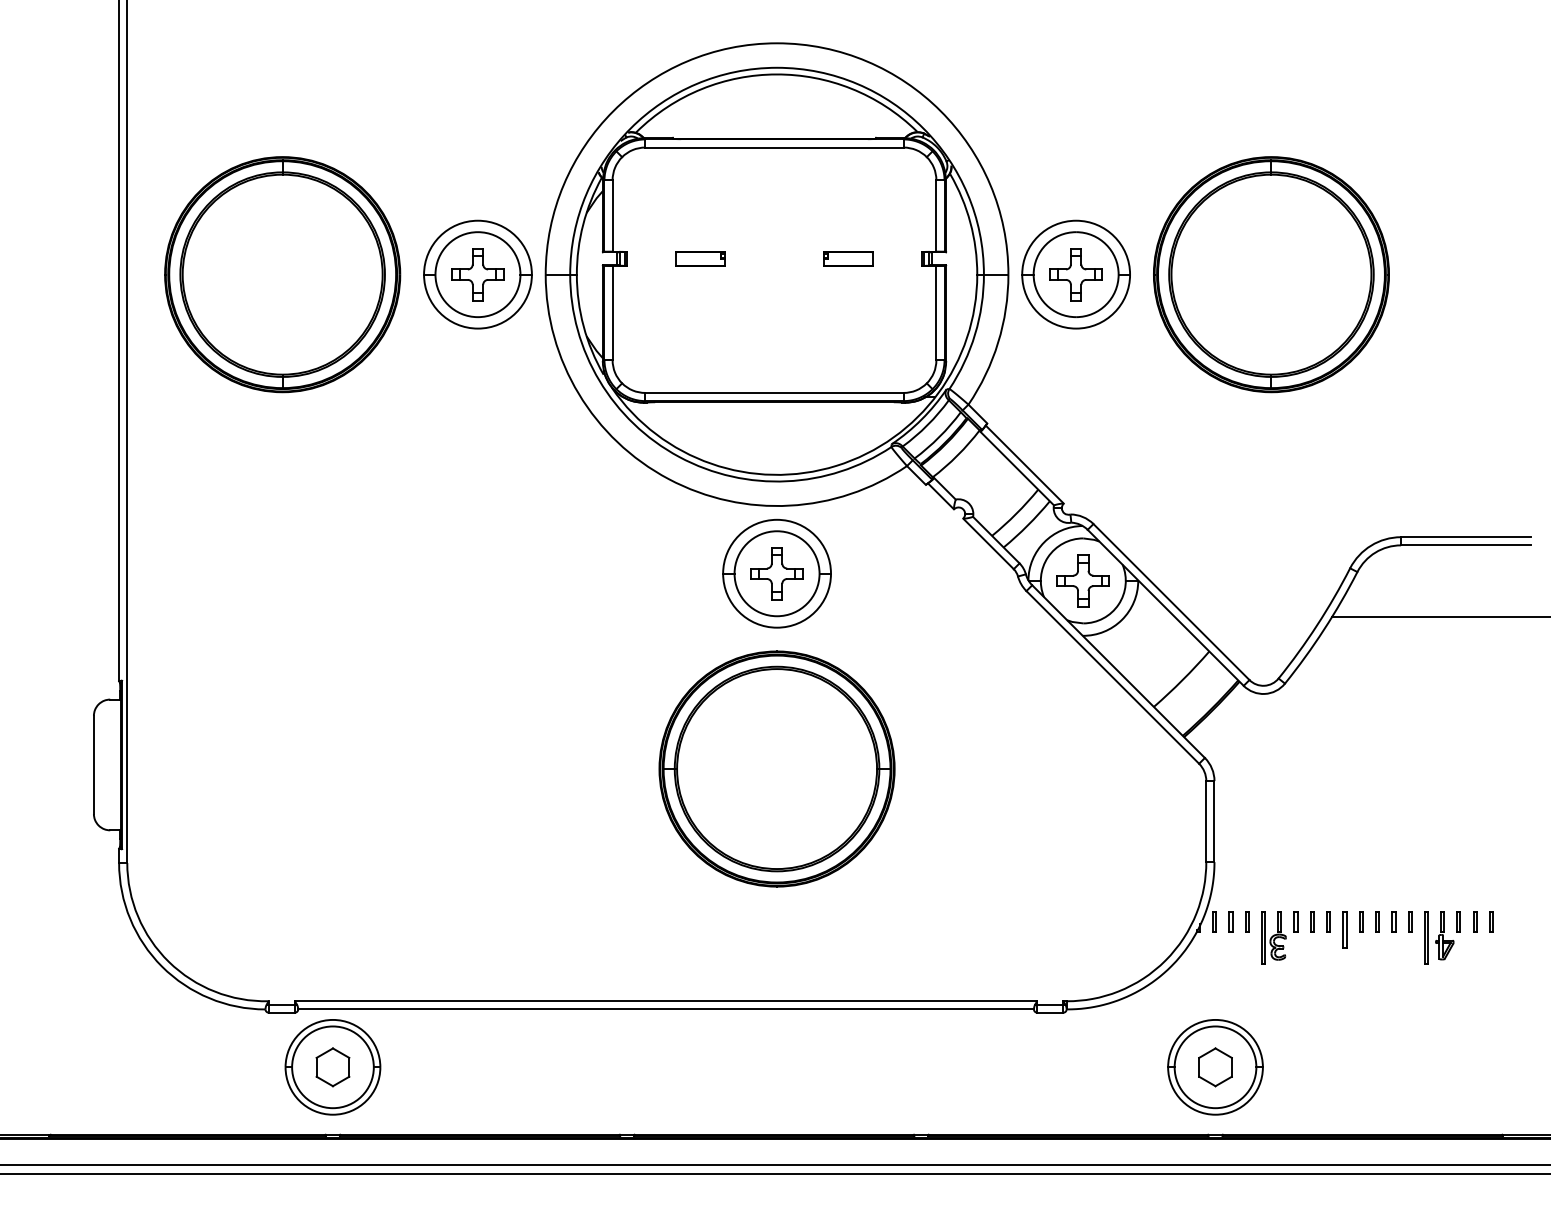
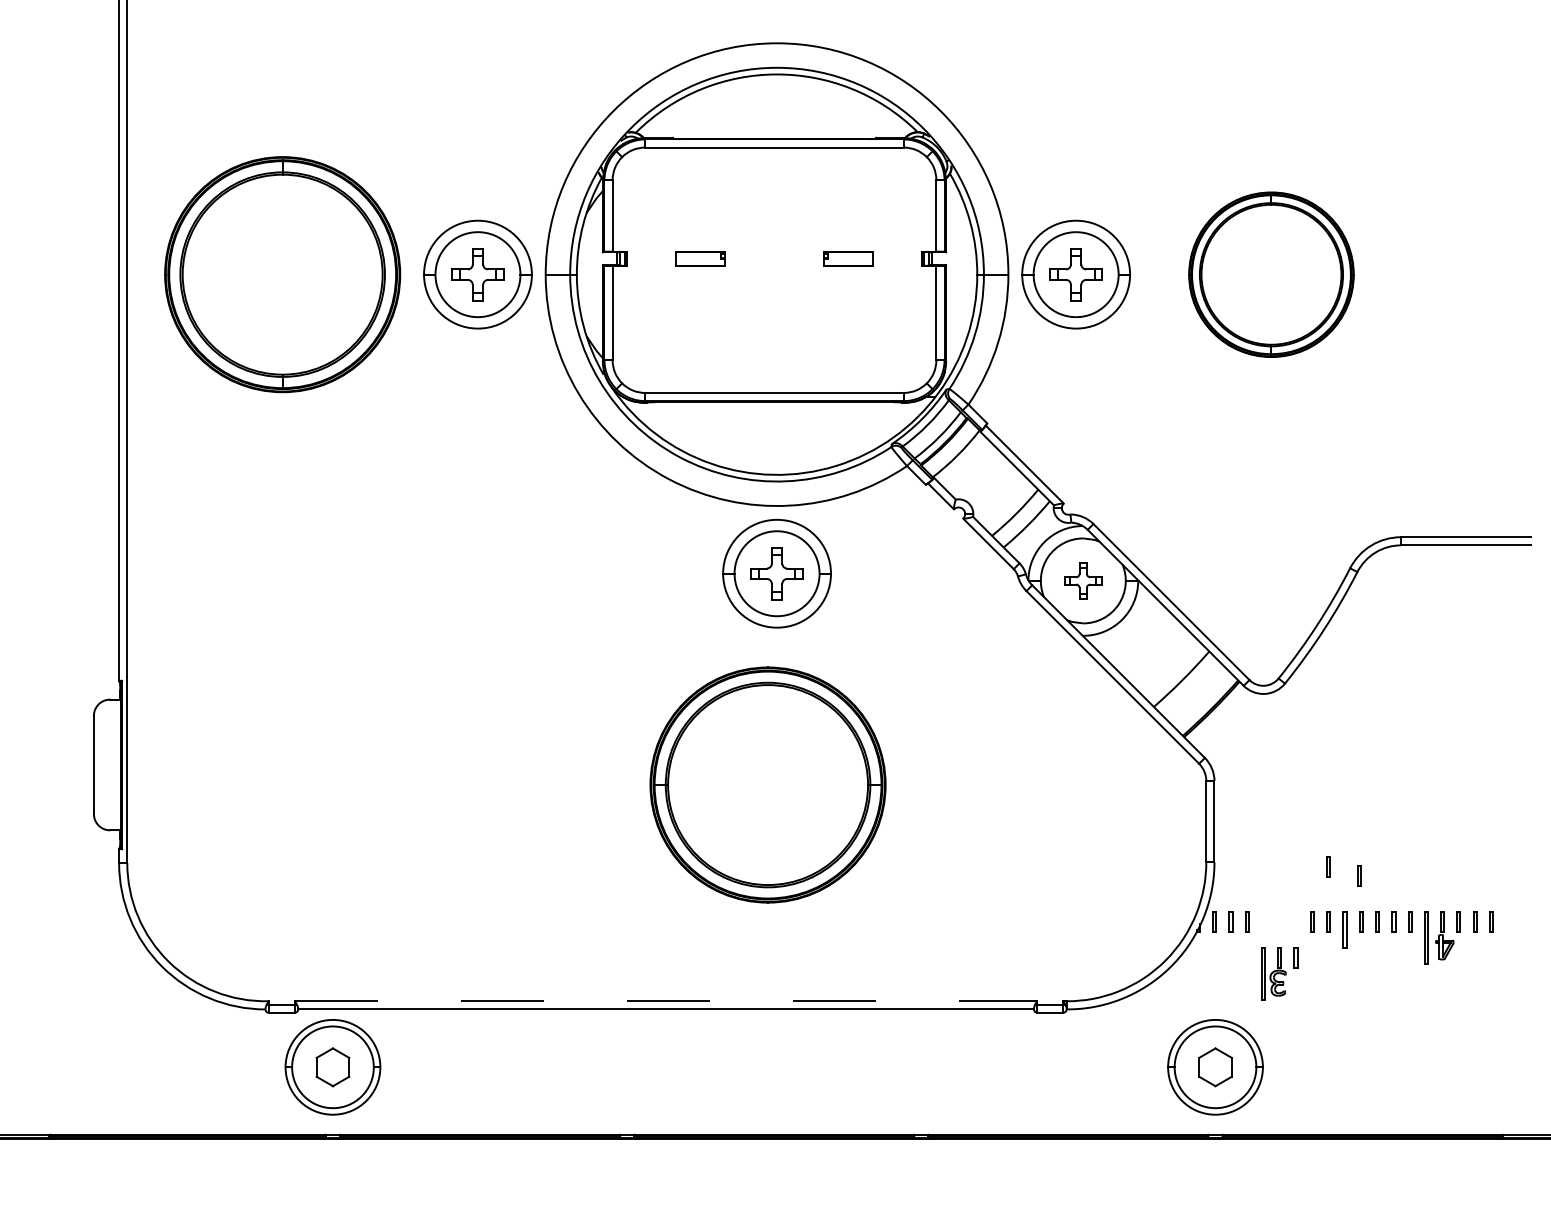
part size: 237x238 px -> 167x167 px (1271, 274)
part size: 54x54 px -> 39x38 px (1083, 580)
line: present -> none (1439, 616)
part position: (776, 768) -> (767, 784) (767, 784)
line: none -> present (1327, 866)
line: none -> present (1358, 875)
part position: (1279, 937) -> (1279, 973) (1279, 973)
line: solid -> dashed (666, 1001)
line: present -> none (774, 1165)
line: present -> none (774, 1173)
